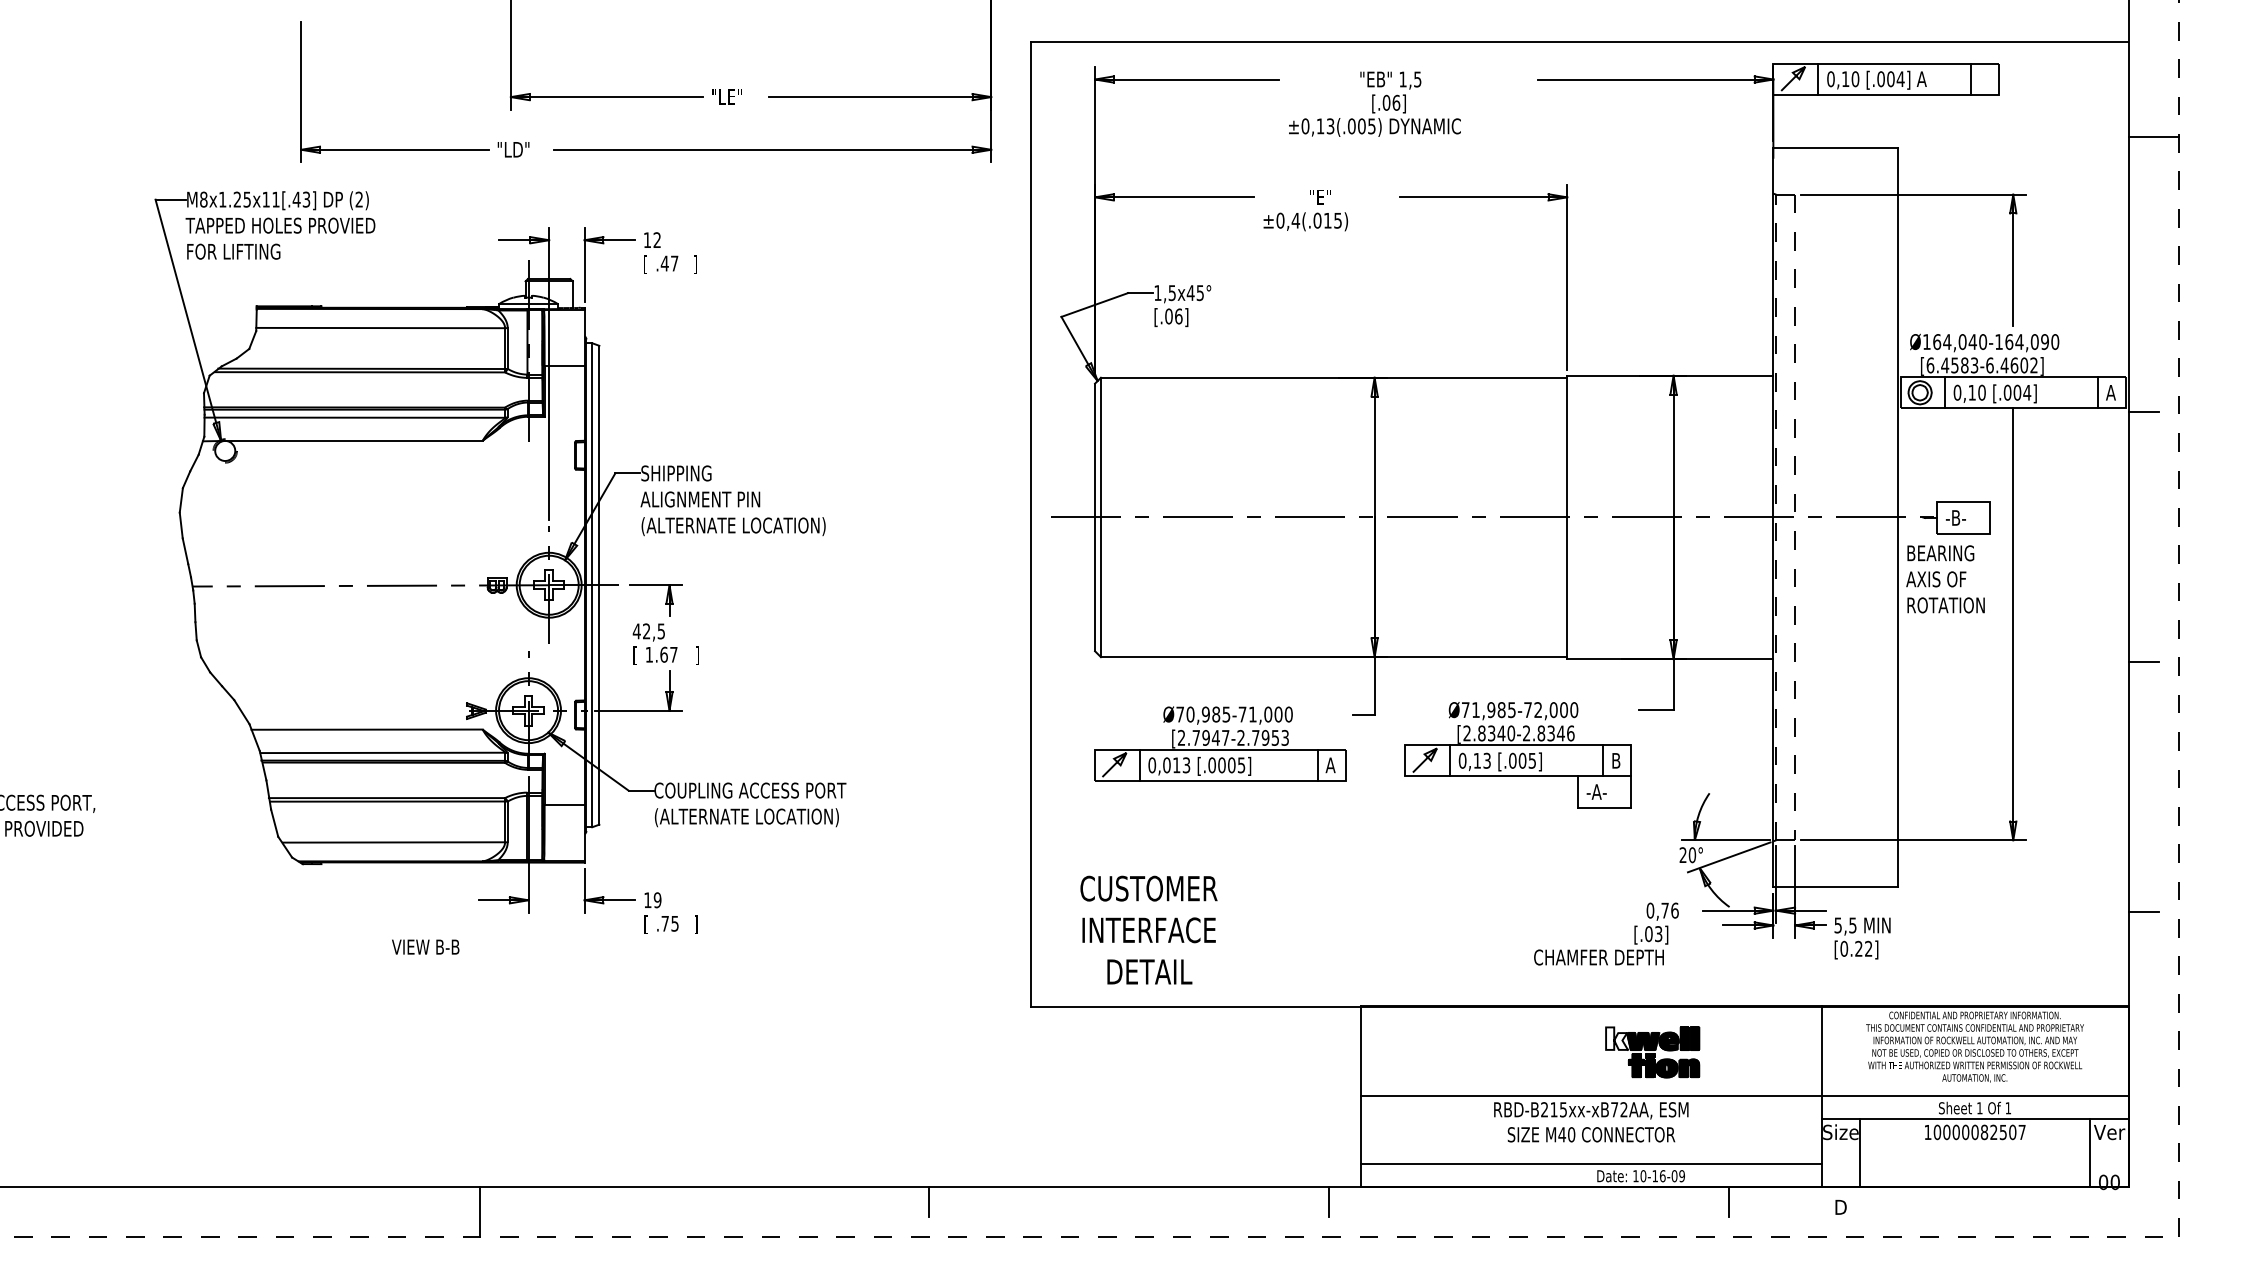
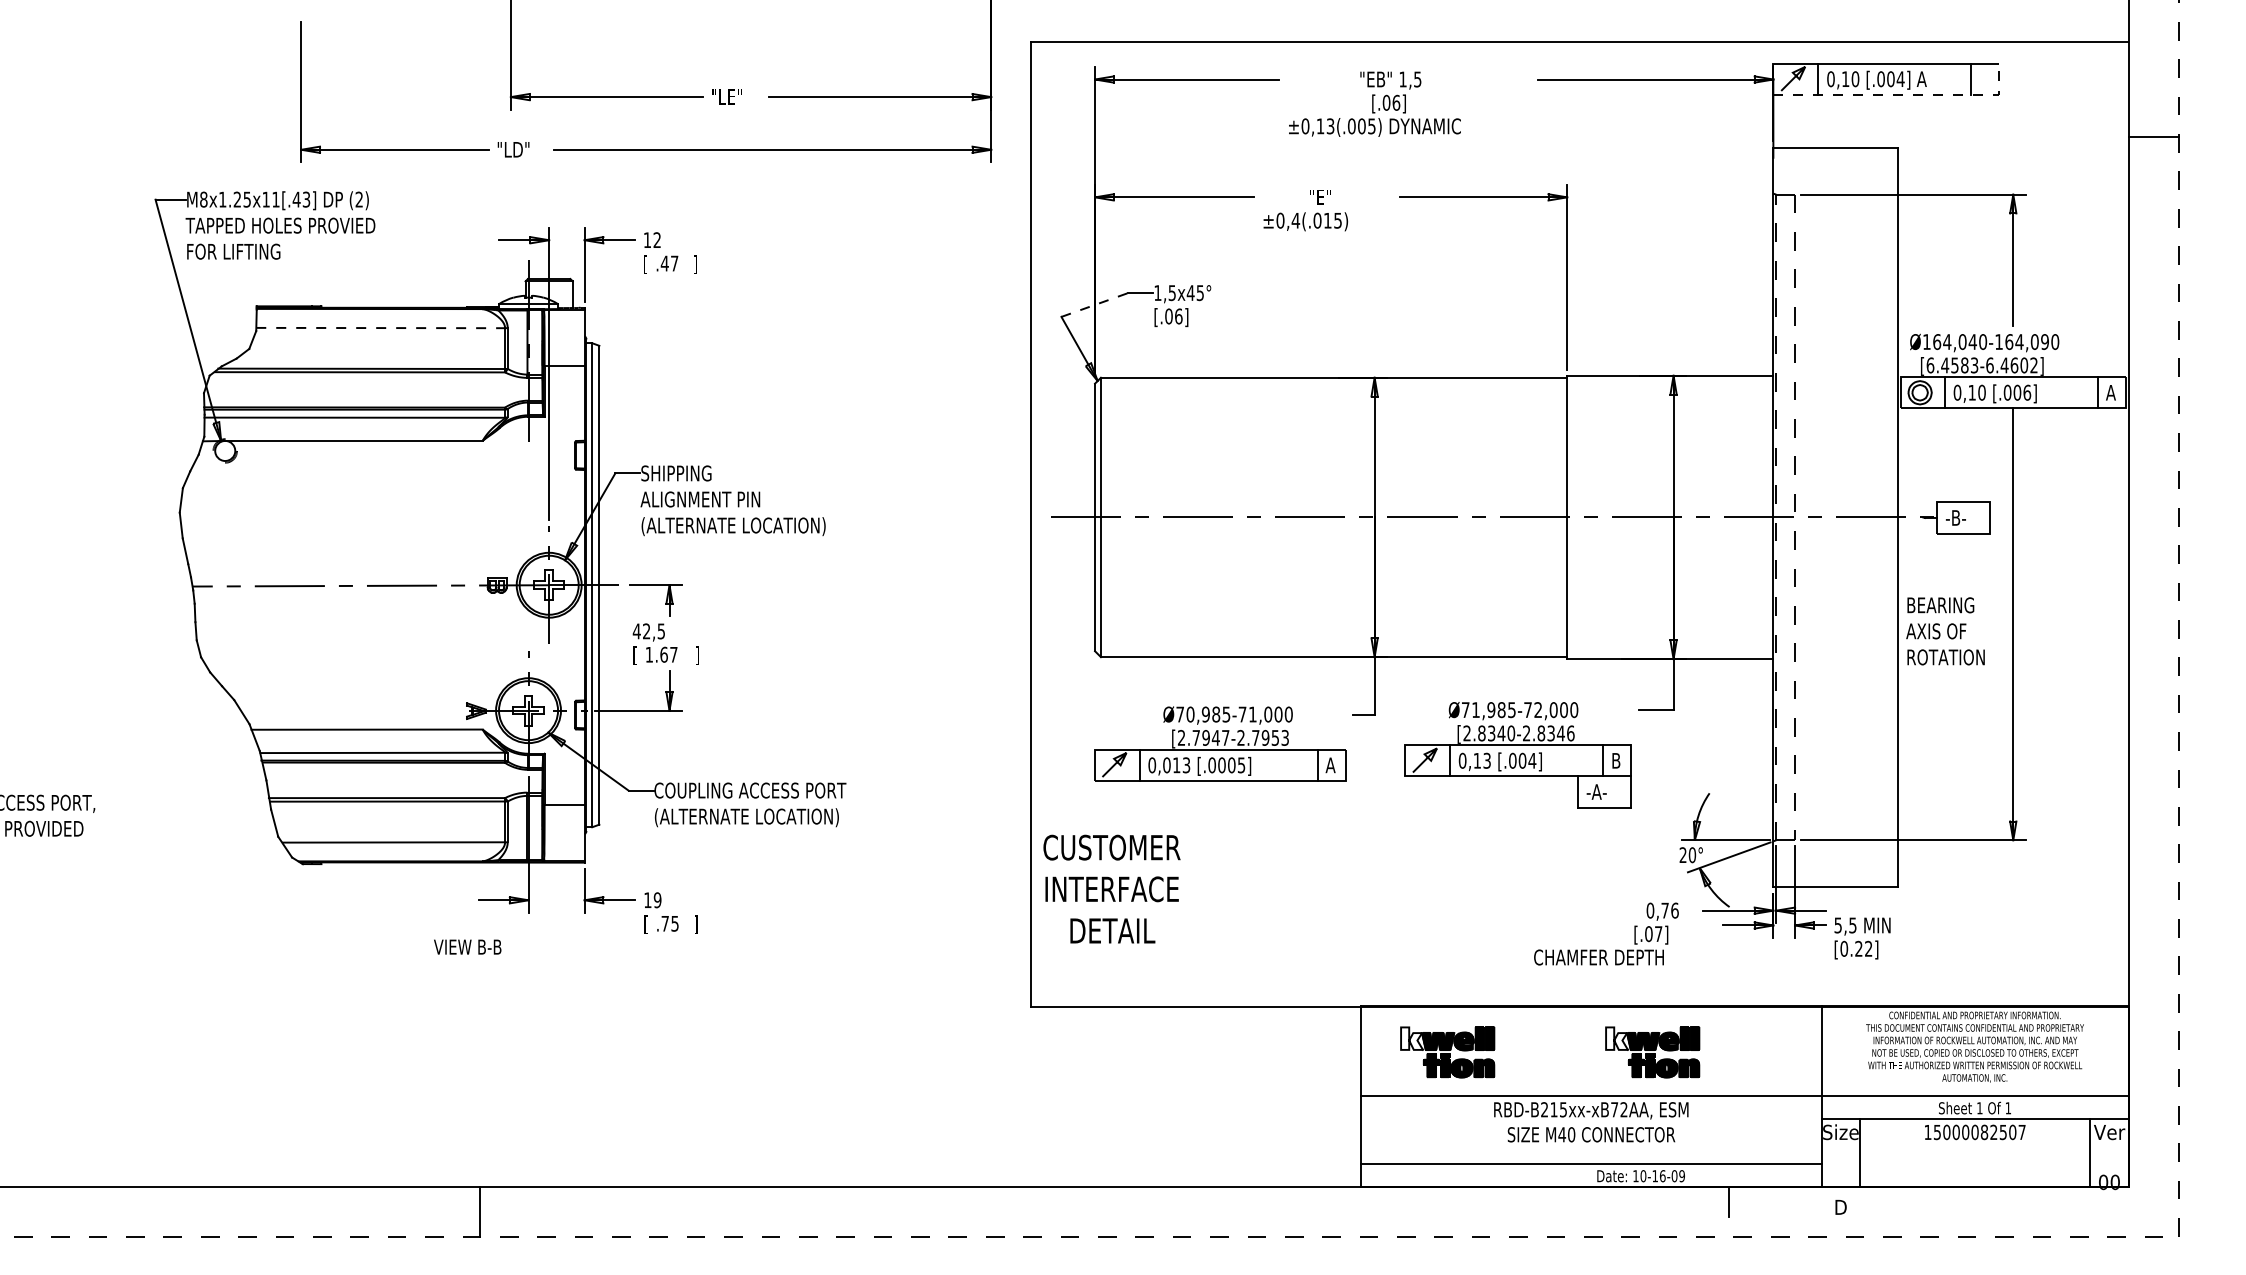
line: solid -> dashed (1902, 94)
line: solid -> dashed (1095, 304)
line: solid -> dashed (381, 328)
text: [.004] -> [.006] (2027, 392)
line: present -> none (2143, 412)
text position: (1945, 579) -> (1945, 631) (1945, 631)
line: present -> none (2143, 662)
text: [.005] -> [.004] (1532, 760)
line: present -> none (2143, 911)
text position: (1148, 929) -> (1111, 888) (1111, 888)
text: [.03] -> [.07] (1658, 934)
text position: (425, 946) -> (467, 946) (467, 946)
part: none -> present (1447, 1052)
text: 10000082507 -> 15000082507 (1937, 1132)
line: present -> none (929, 1201)
line: present -> none (1329, 1201)
